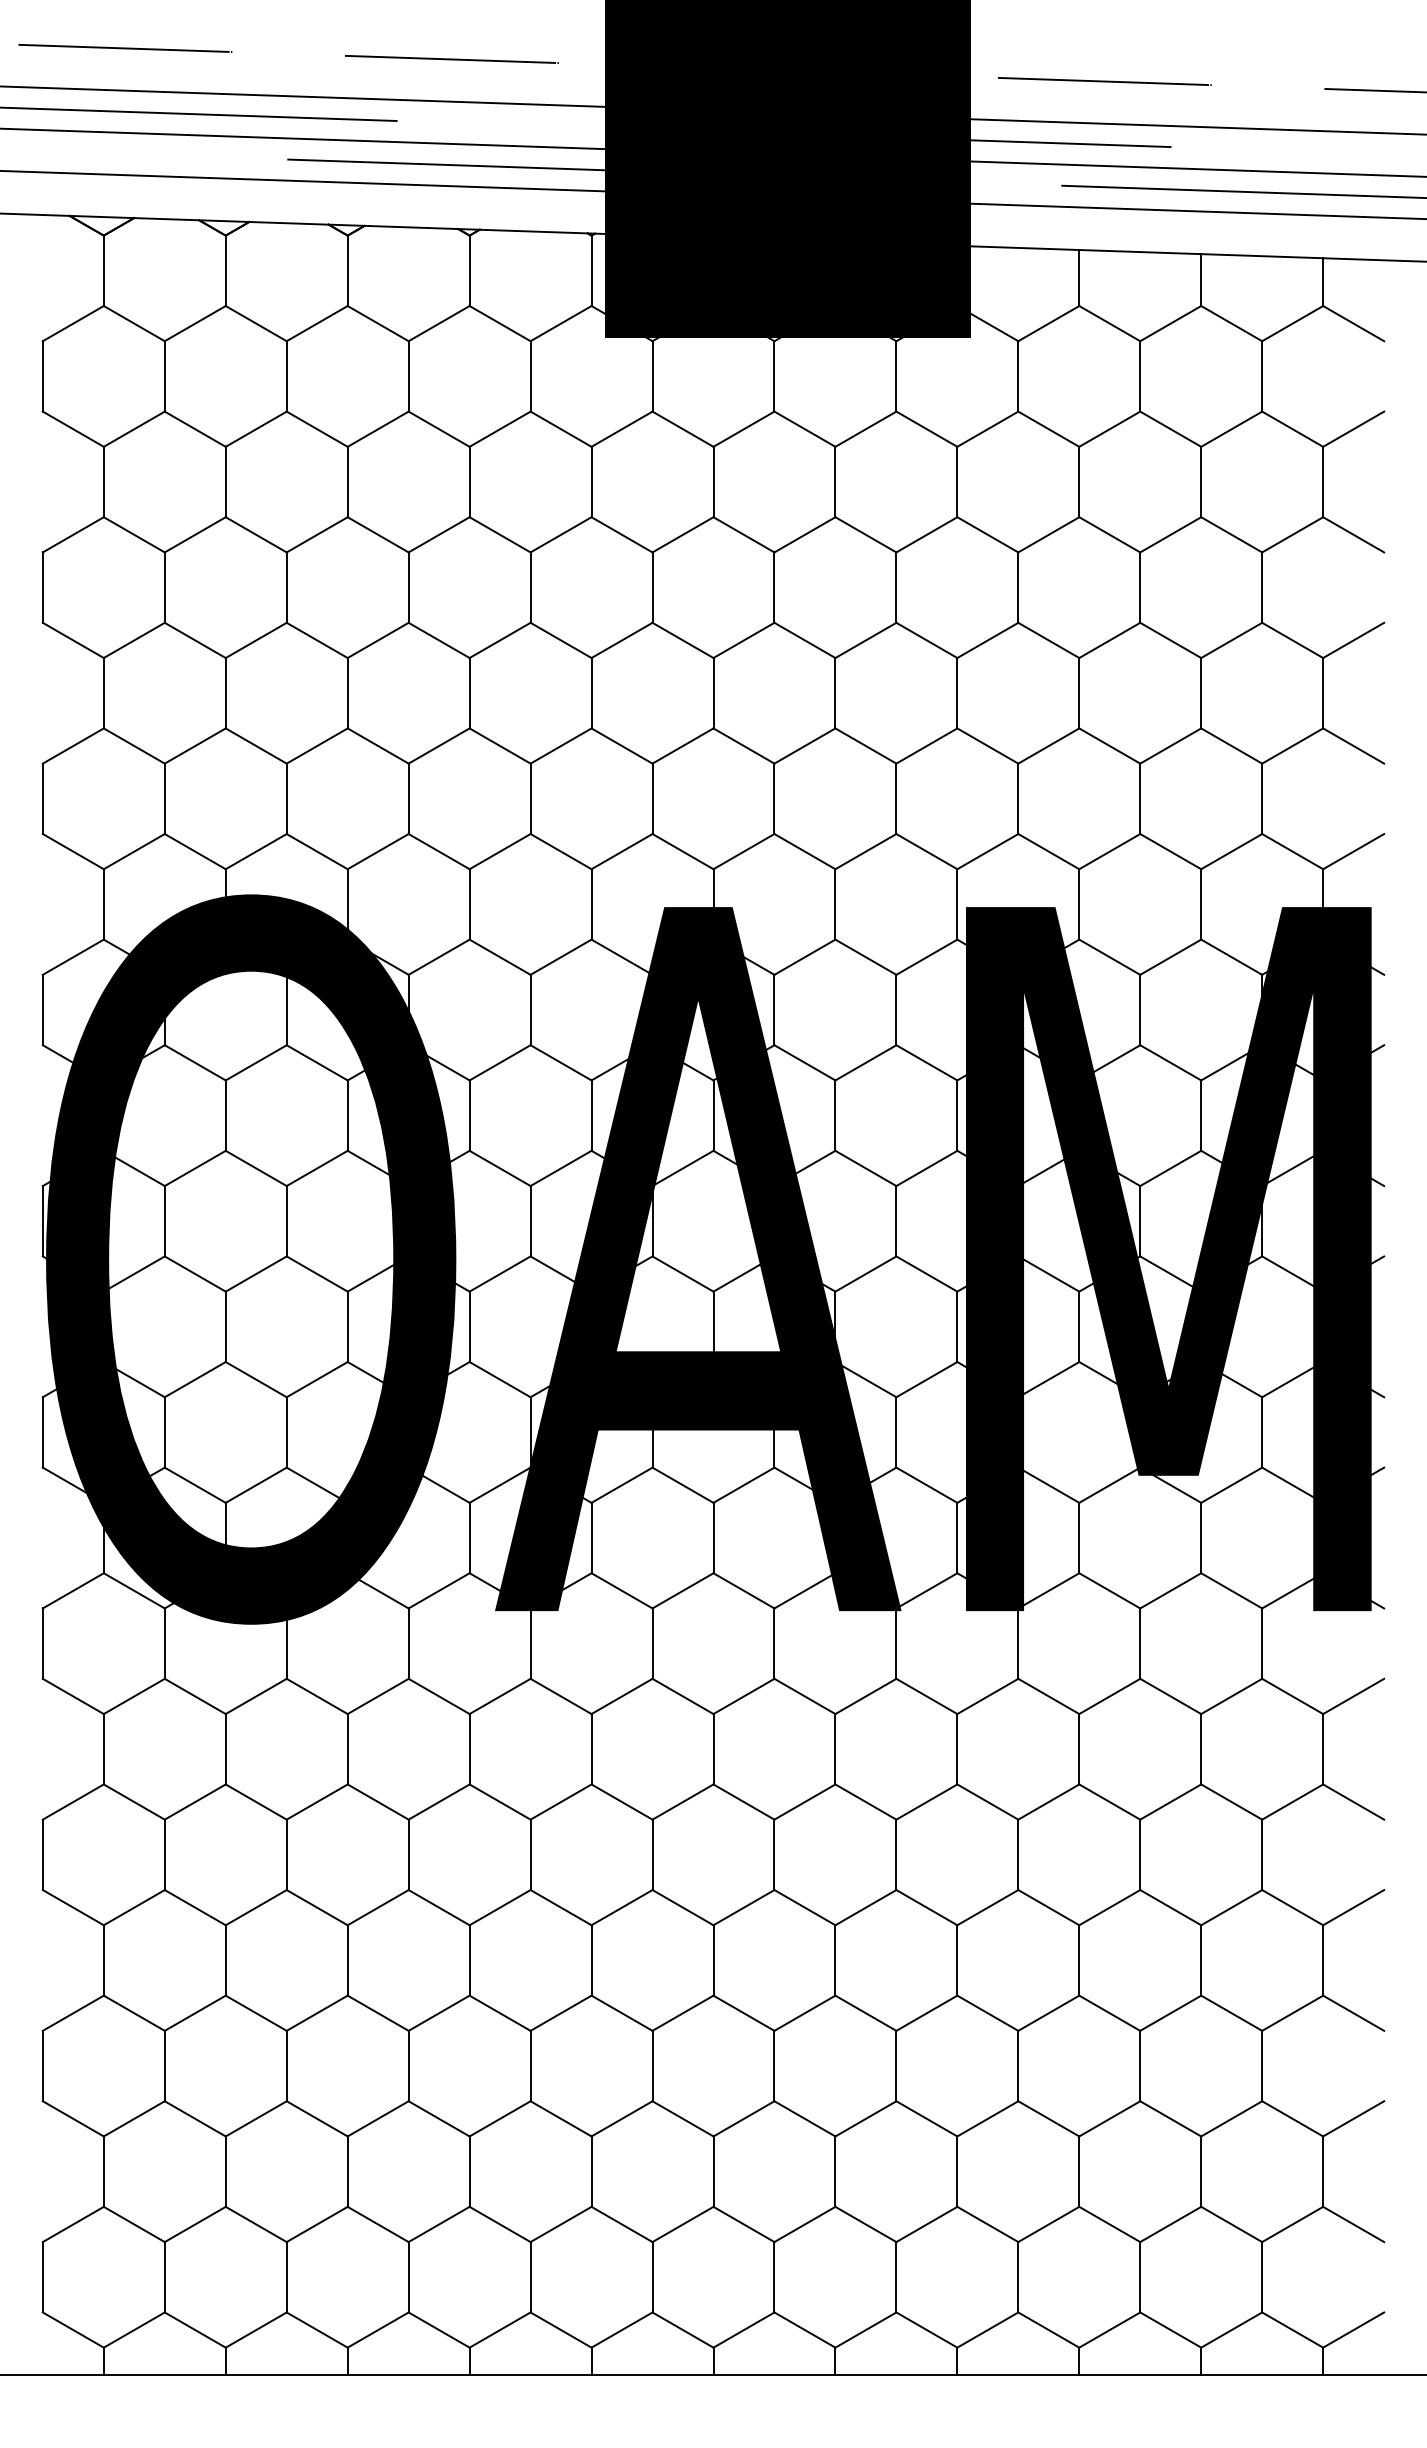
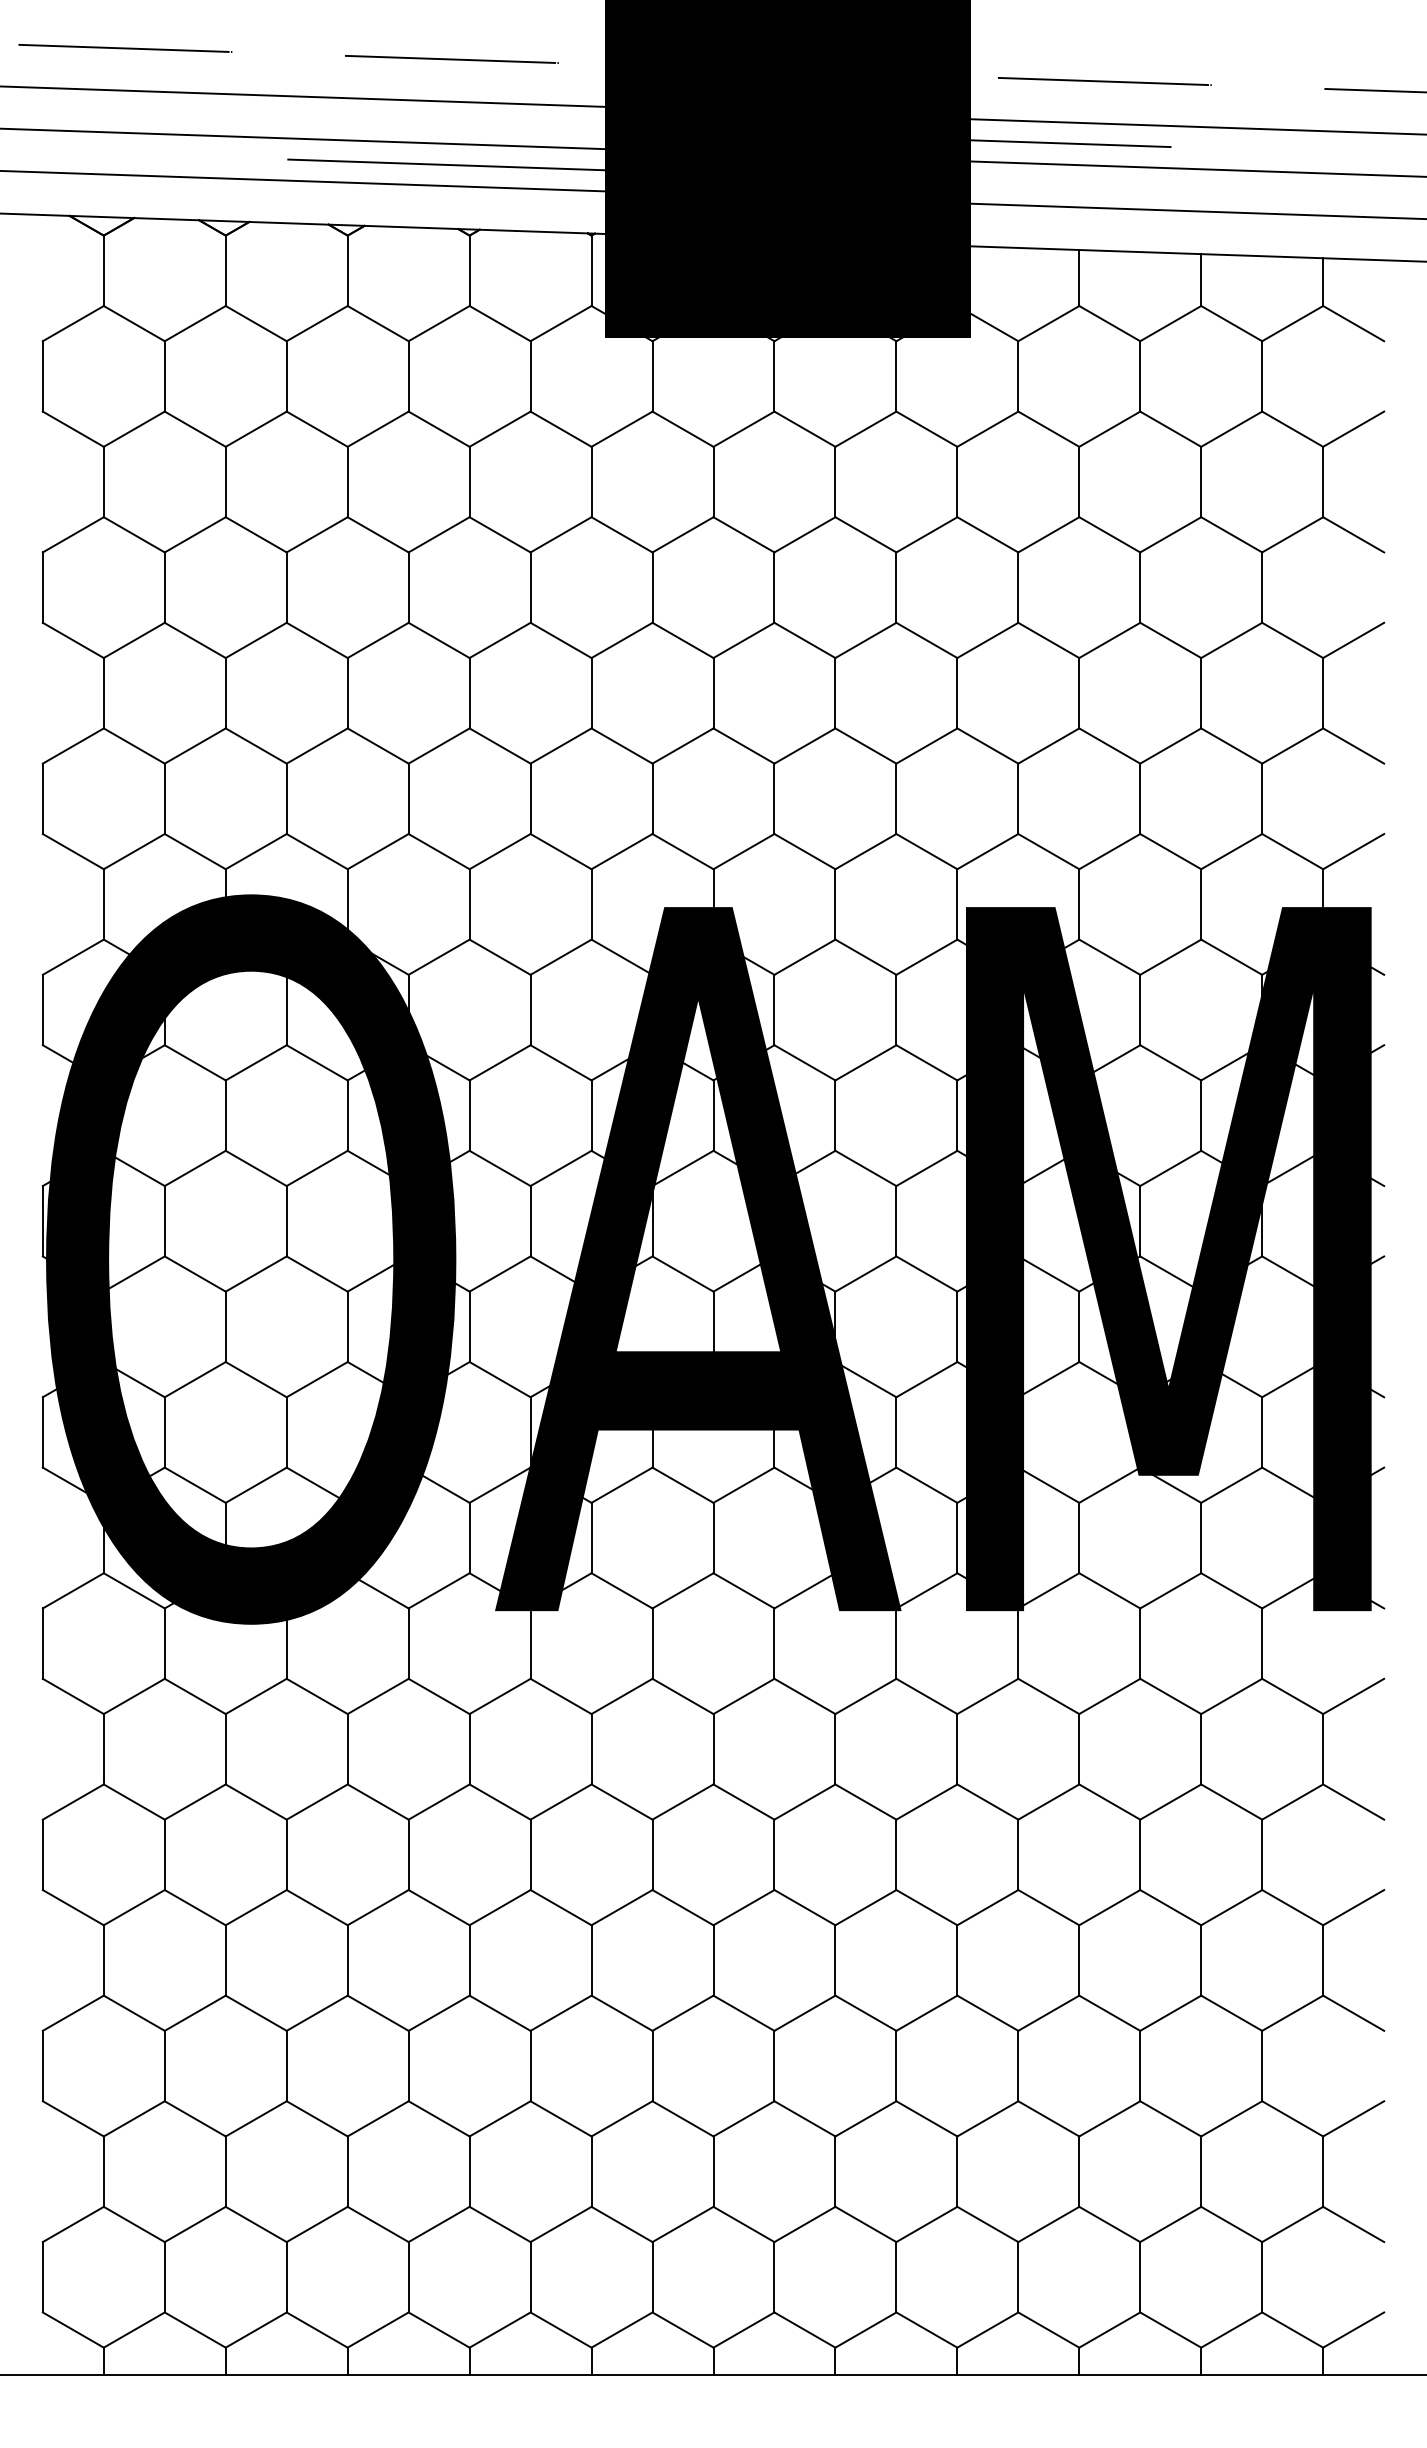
line: present -> none (199, 114)
line: present -> none (1242, 191)
